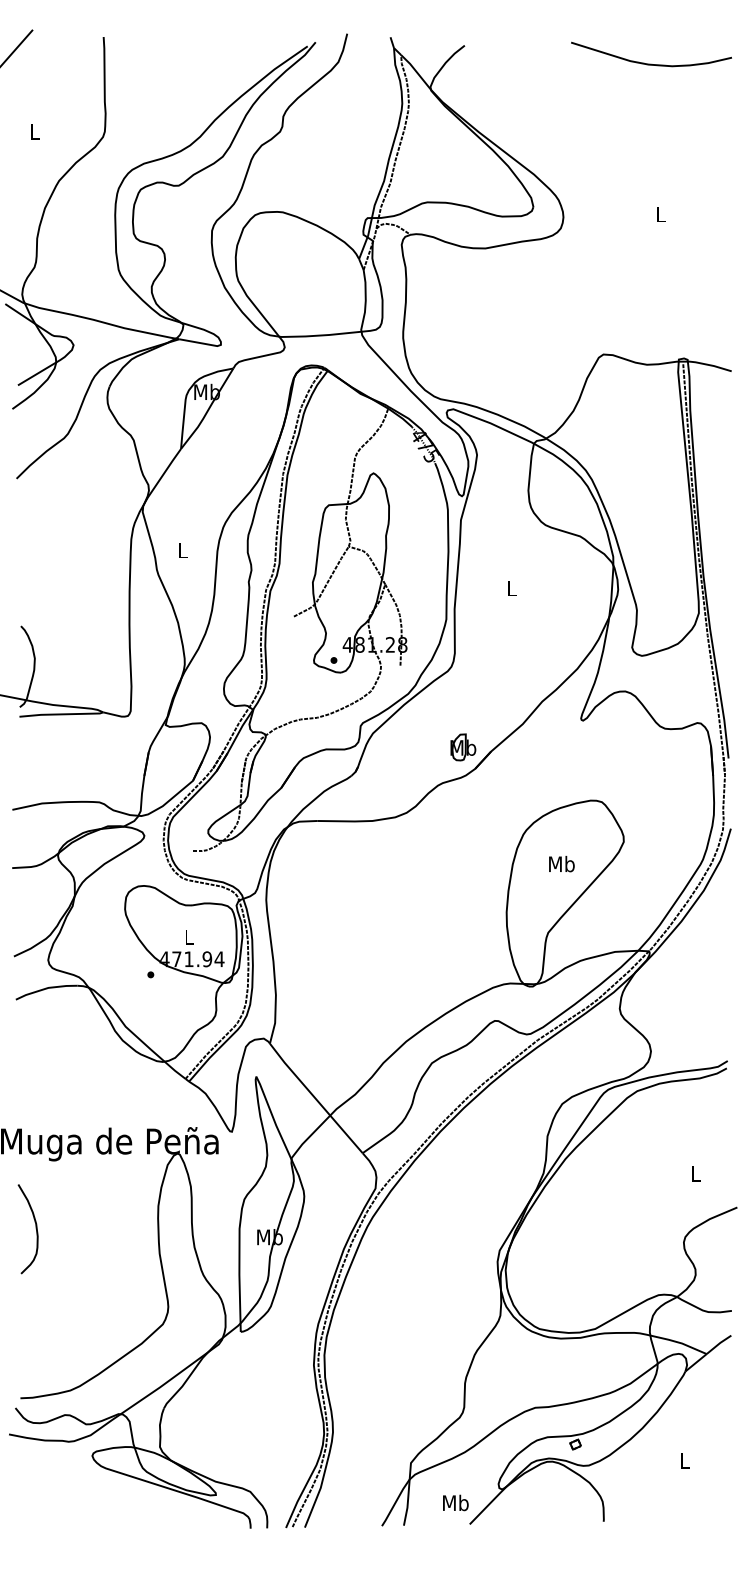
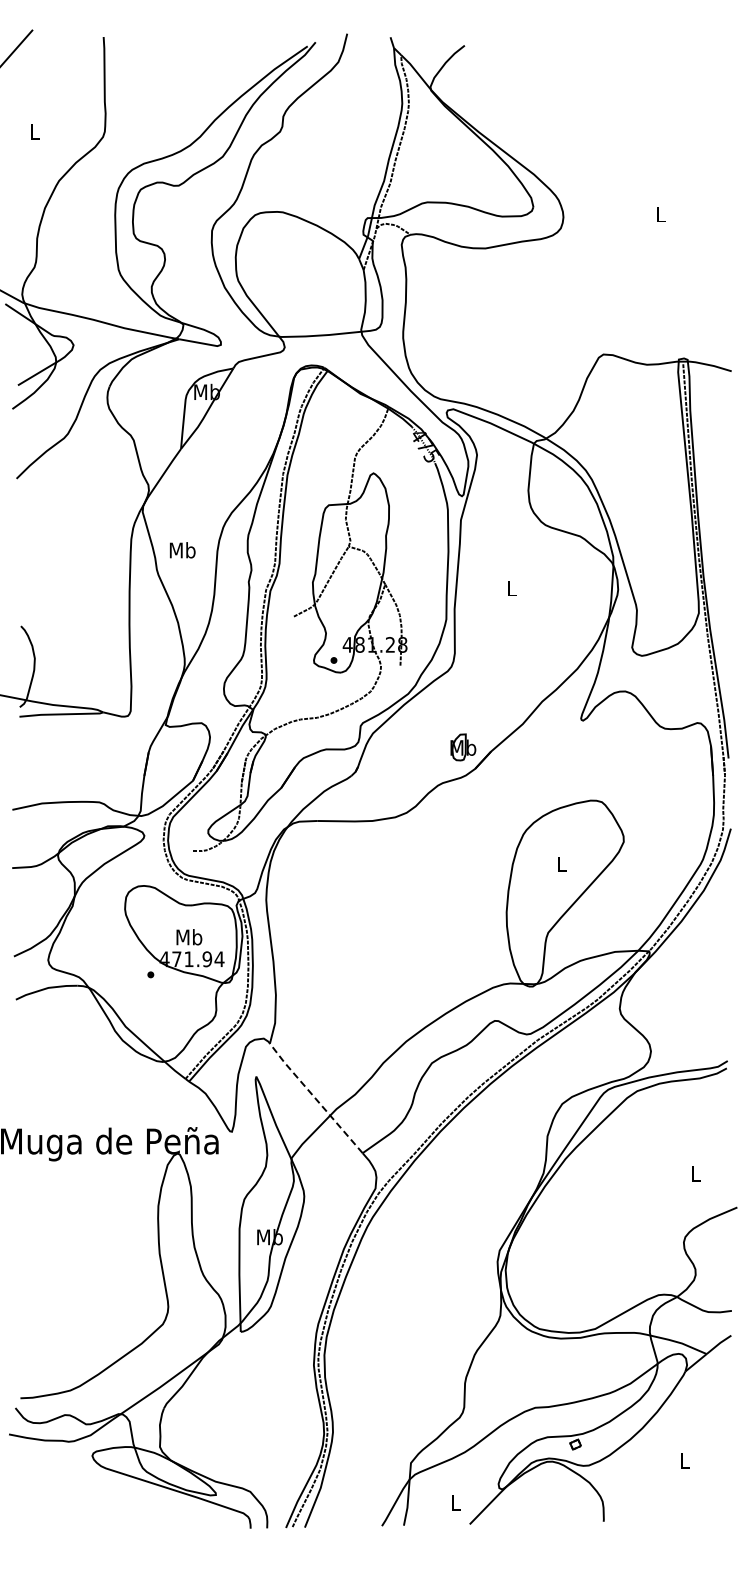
curve: present -> none (651, 63)
text: L -> Mb (182, 550)
text: Mb -> L (561, 863)
text: L -> Mb (189, 937)
line: solid -> dashed (315, 1098)
curve: present -> none (35, 1228)
text: Mb -> L (455, 1502)
